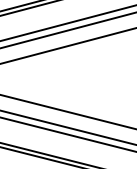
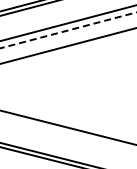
line: solid -> dashed (67, 30)
line: present -> none (67, 111)
line: present -> none (67, 134)
